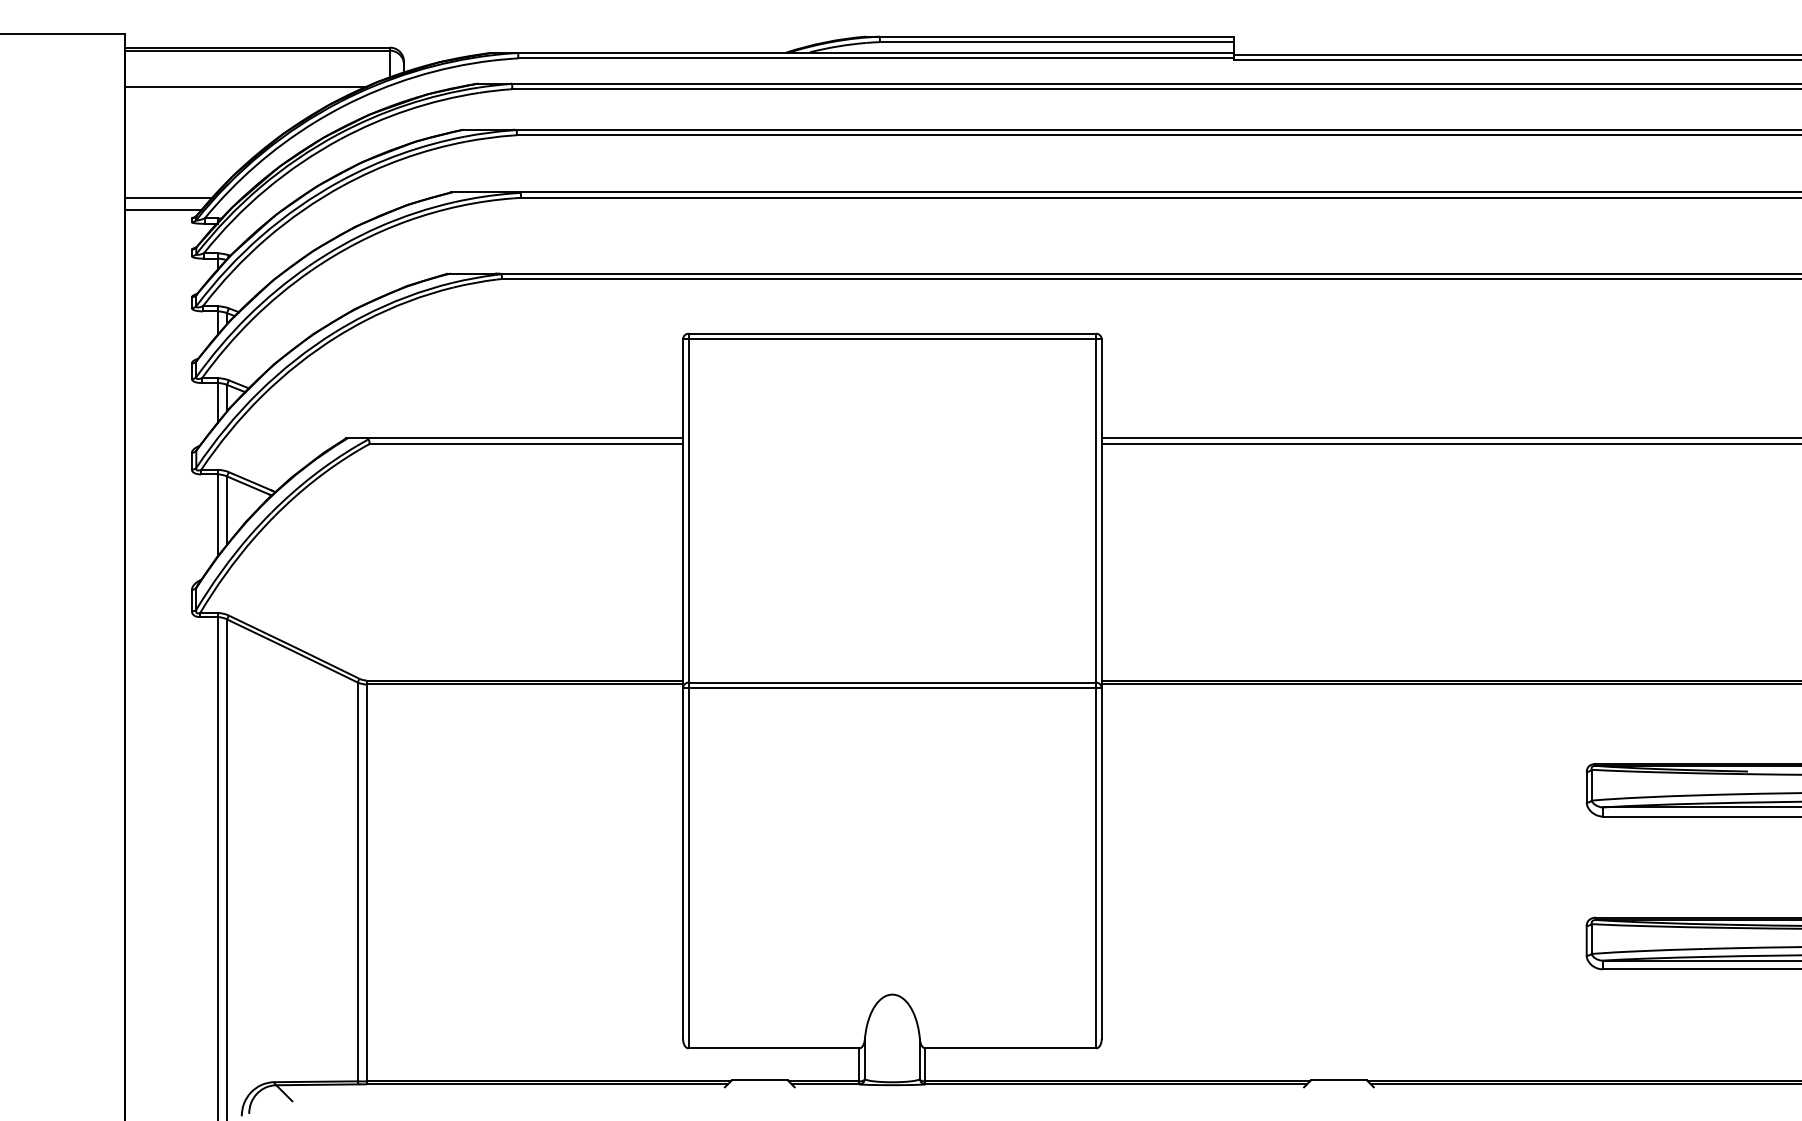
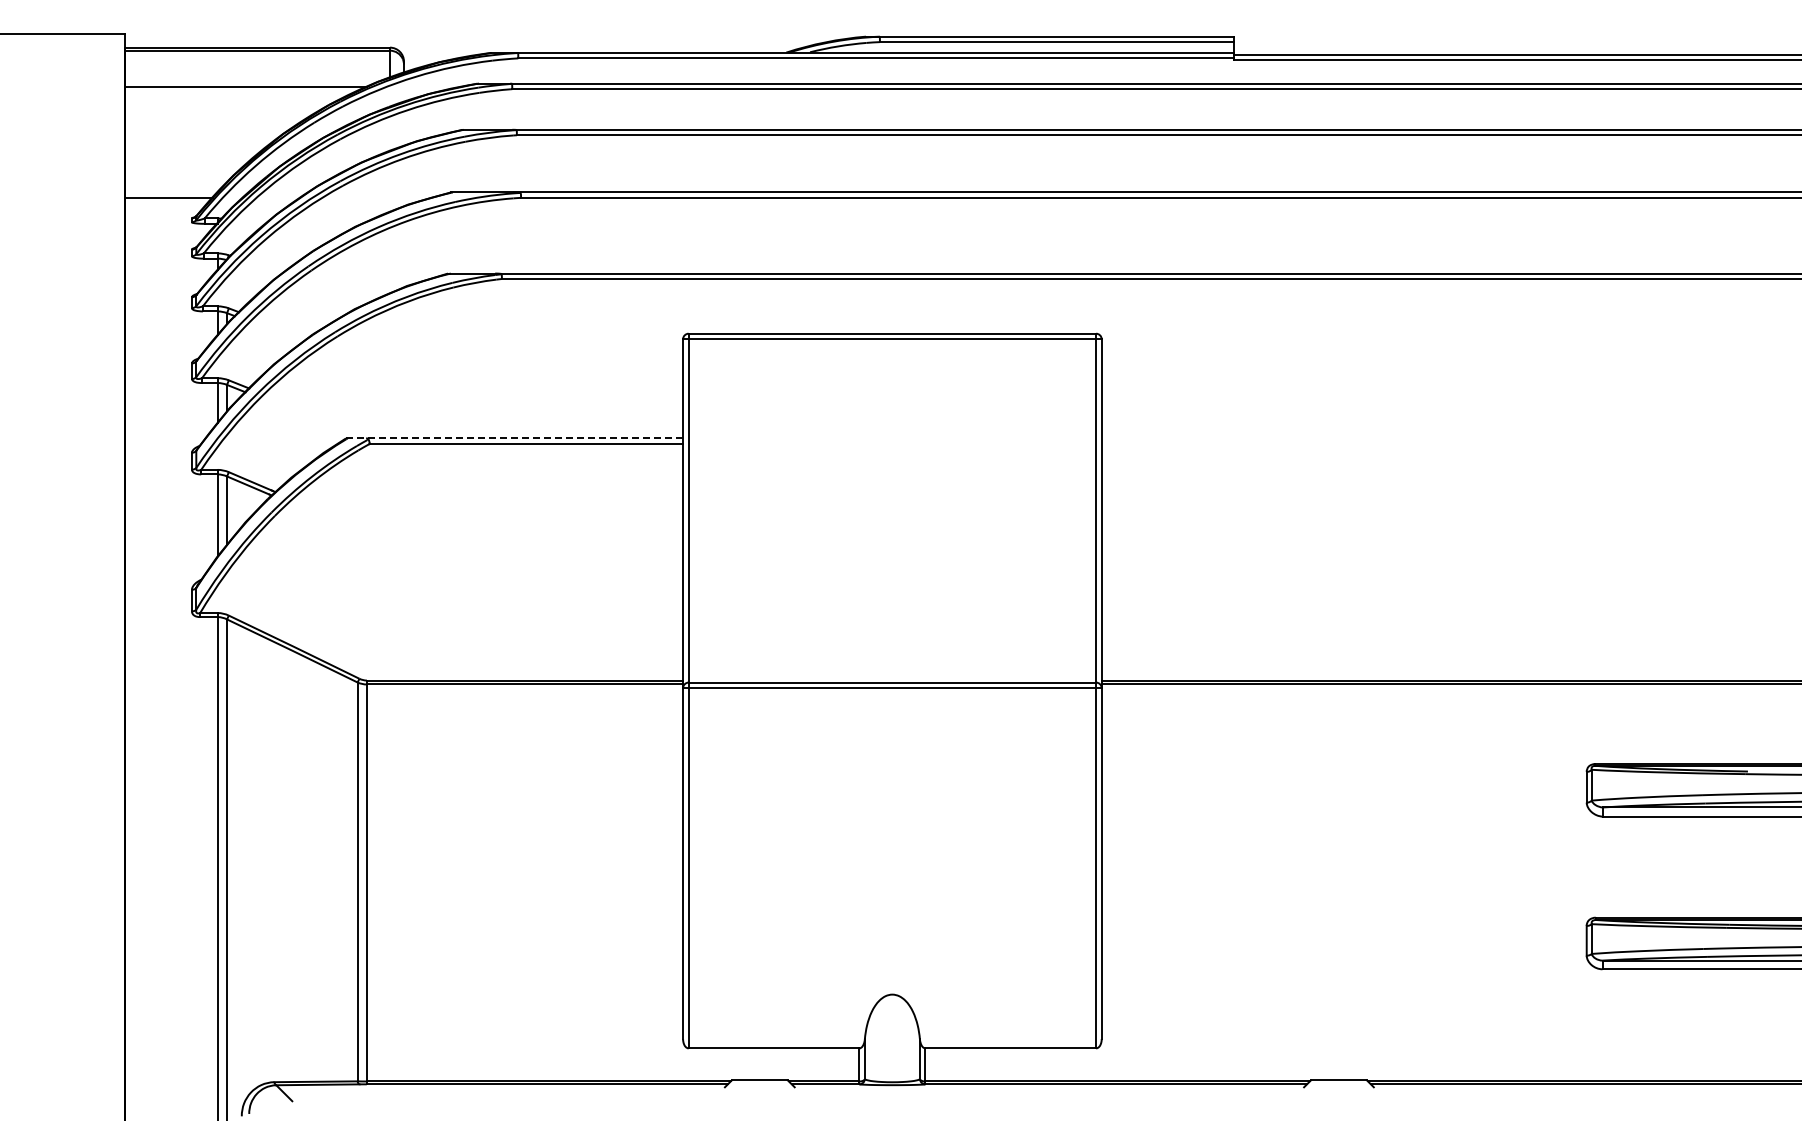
line: present -> none (163, 210)
line: solid -> dashed (514, 438)
line: present -> none (1449, 438)
line: present -> none (1449, 443)
